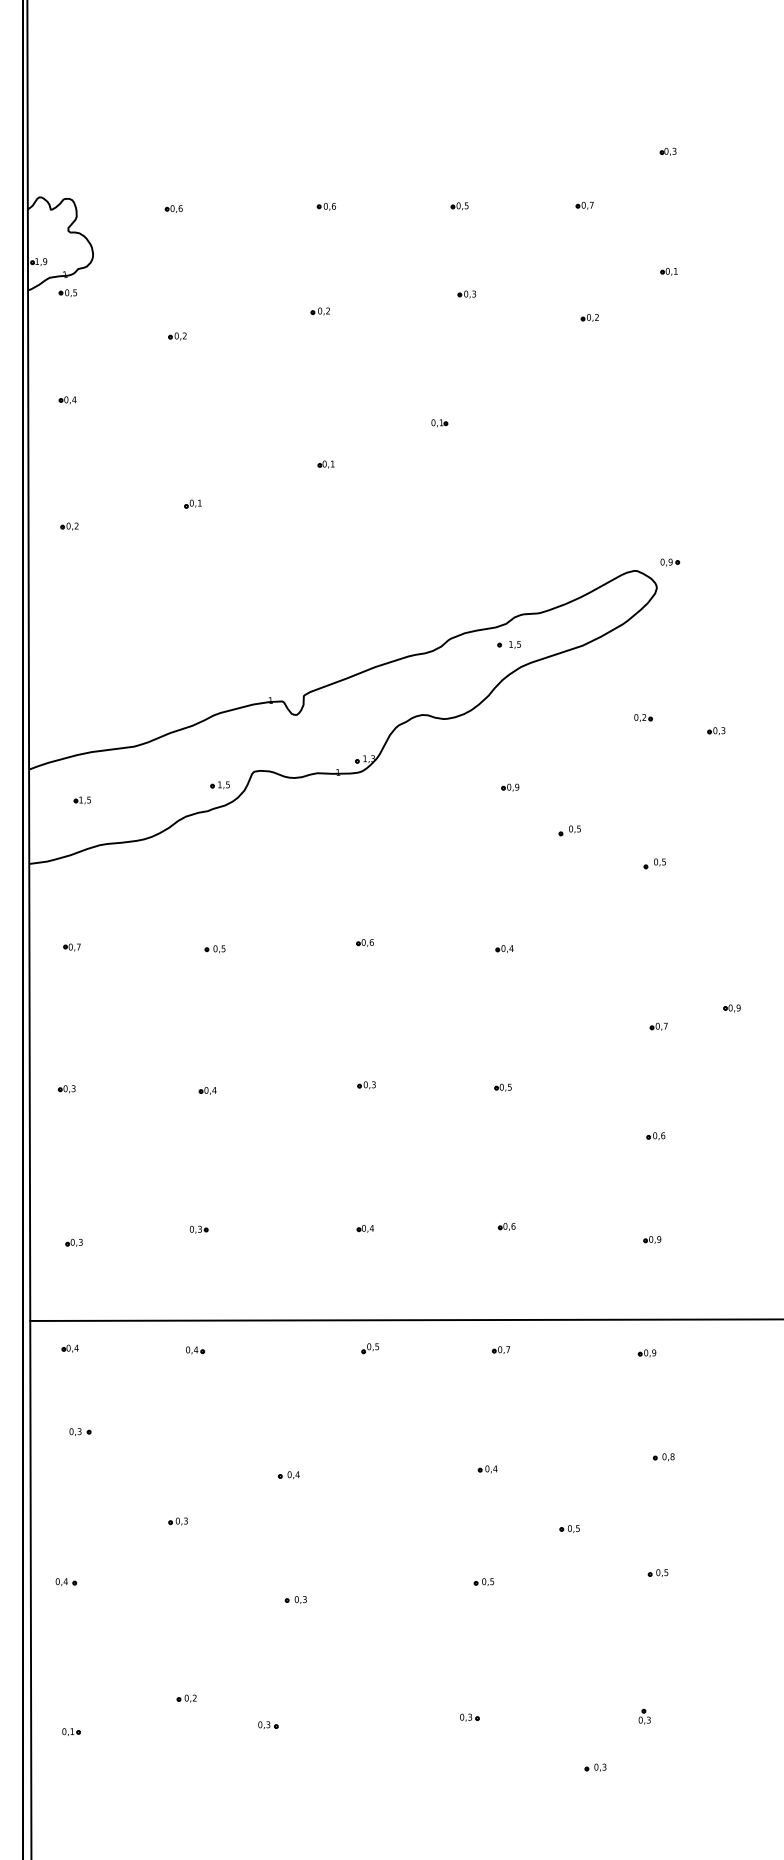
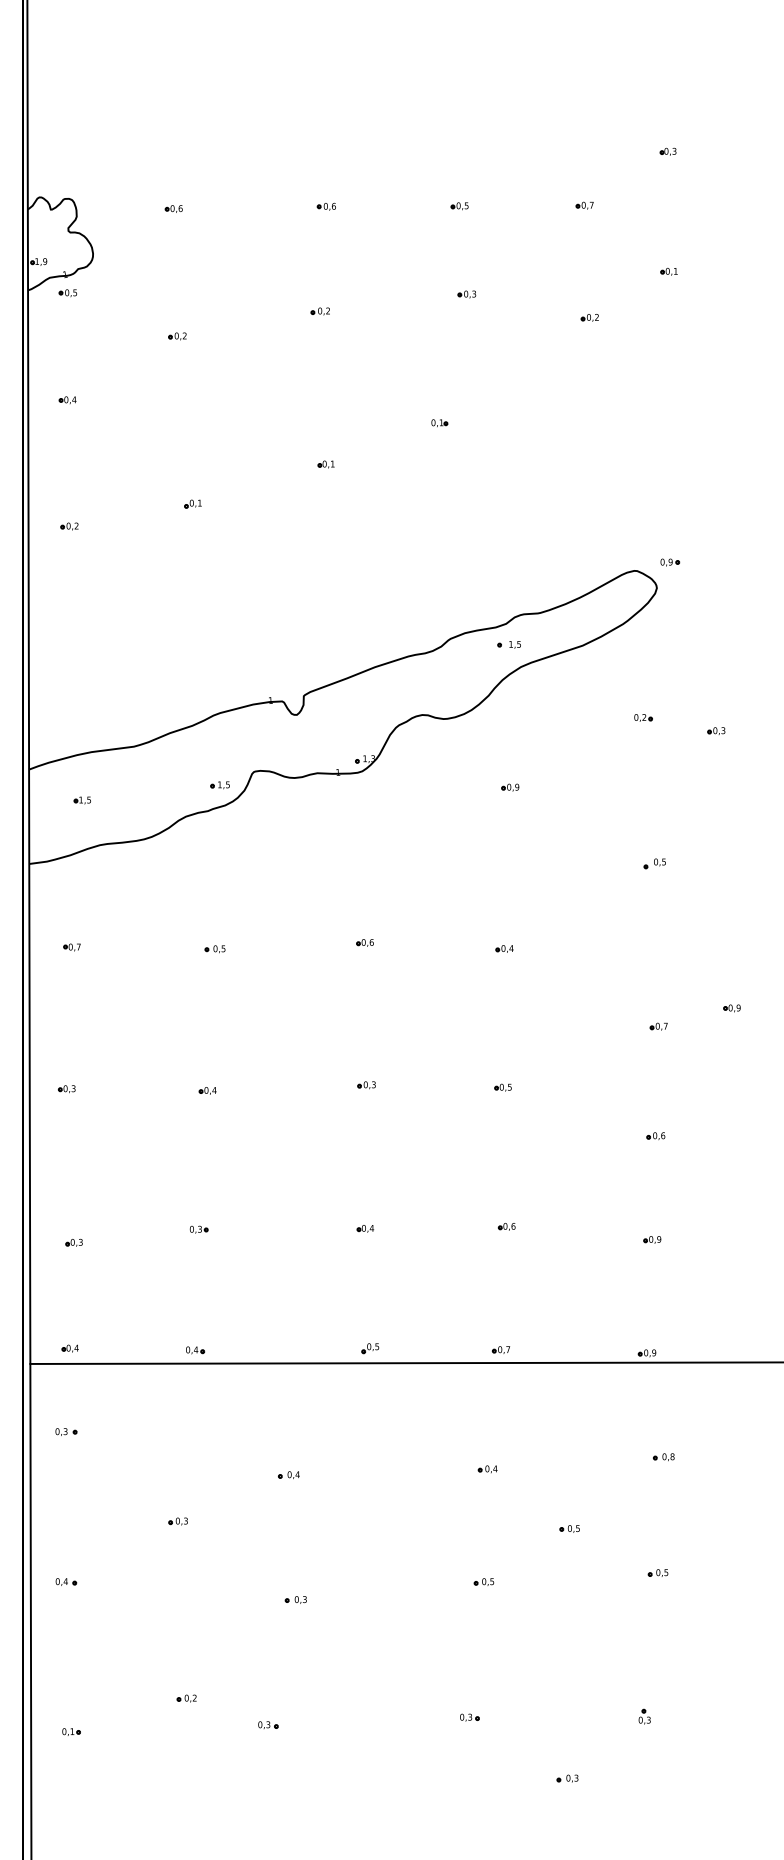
part: present -> none (569, 830)
line position: (405, 1319) -> (405, 1362) (405, 1362)
part position: (80, 1431) -> (66, 1431) (66, 1431)
part position: (595, 1767) -> (567, 1778) (567, 1778)
